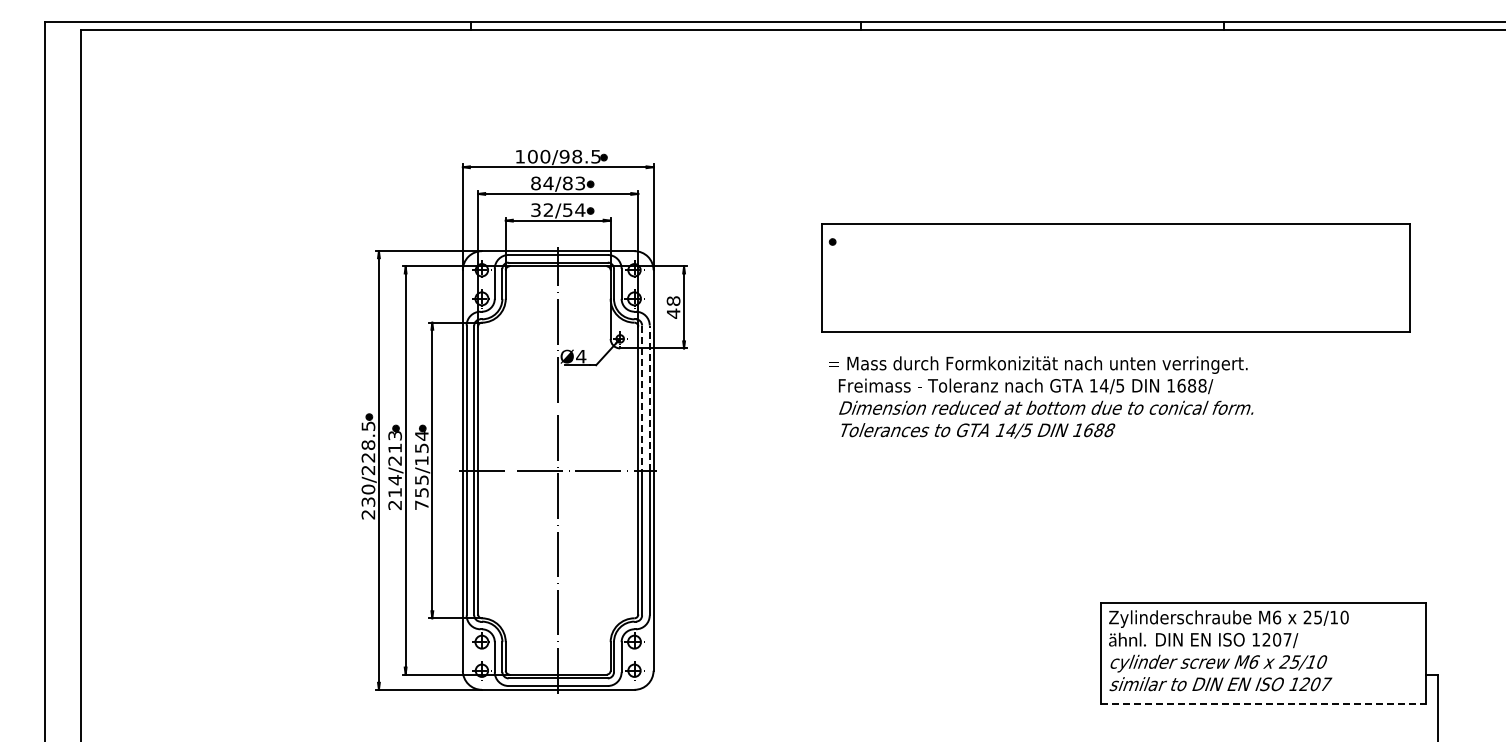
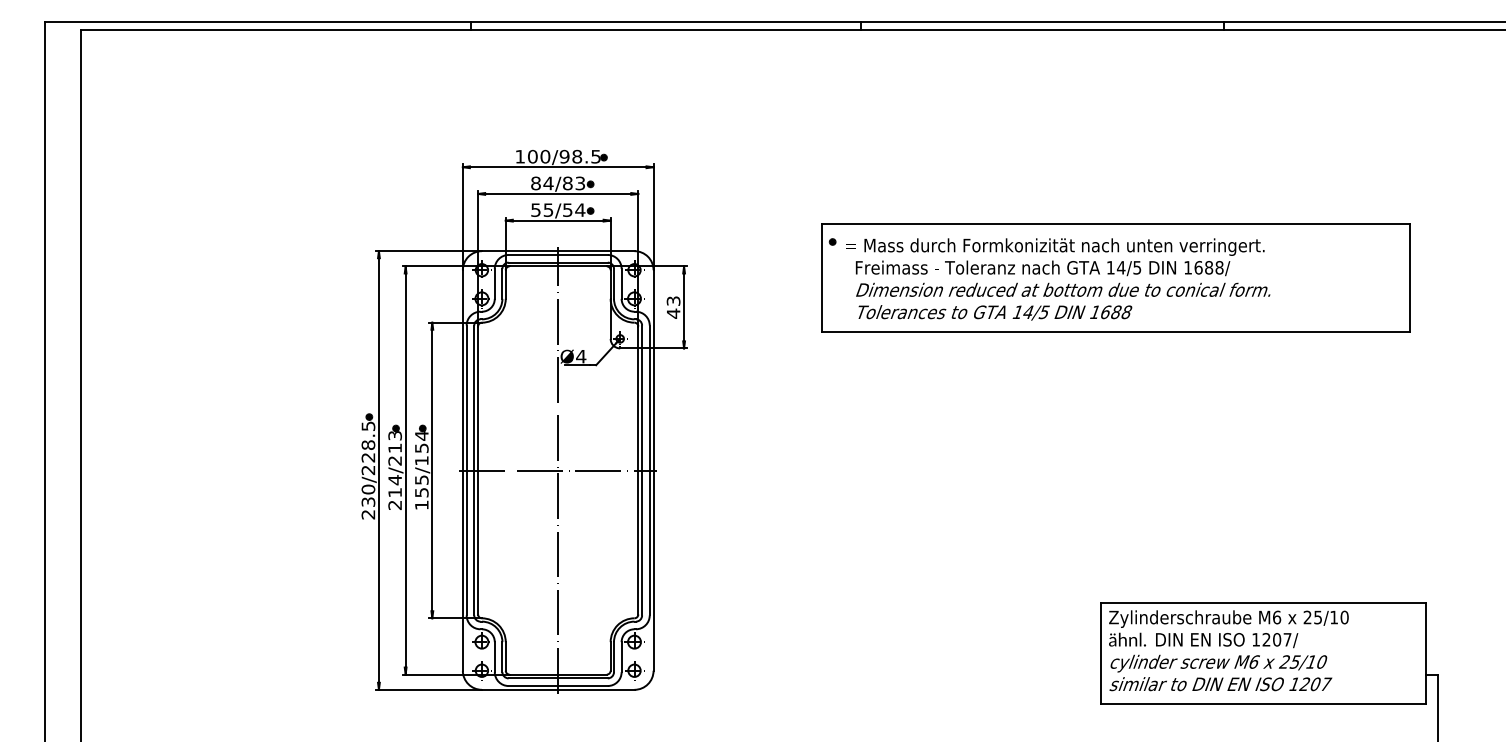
text: 32/54 -> 55/54 (542, 209)
text: 48 -> 43 (673, 300)
line: dashed -> solid (649, 397)
text position: (1041, 397) -> (1058, 279) (1058, 279)
line: dashed -> solid (642, 398)
text: 755/154 -> 155/154 (421, 504)
line: dashed -> solid (1263, 703)
